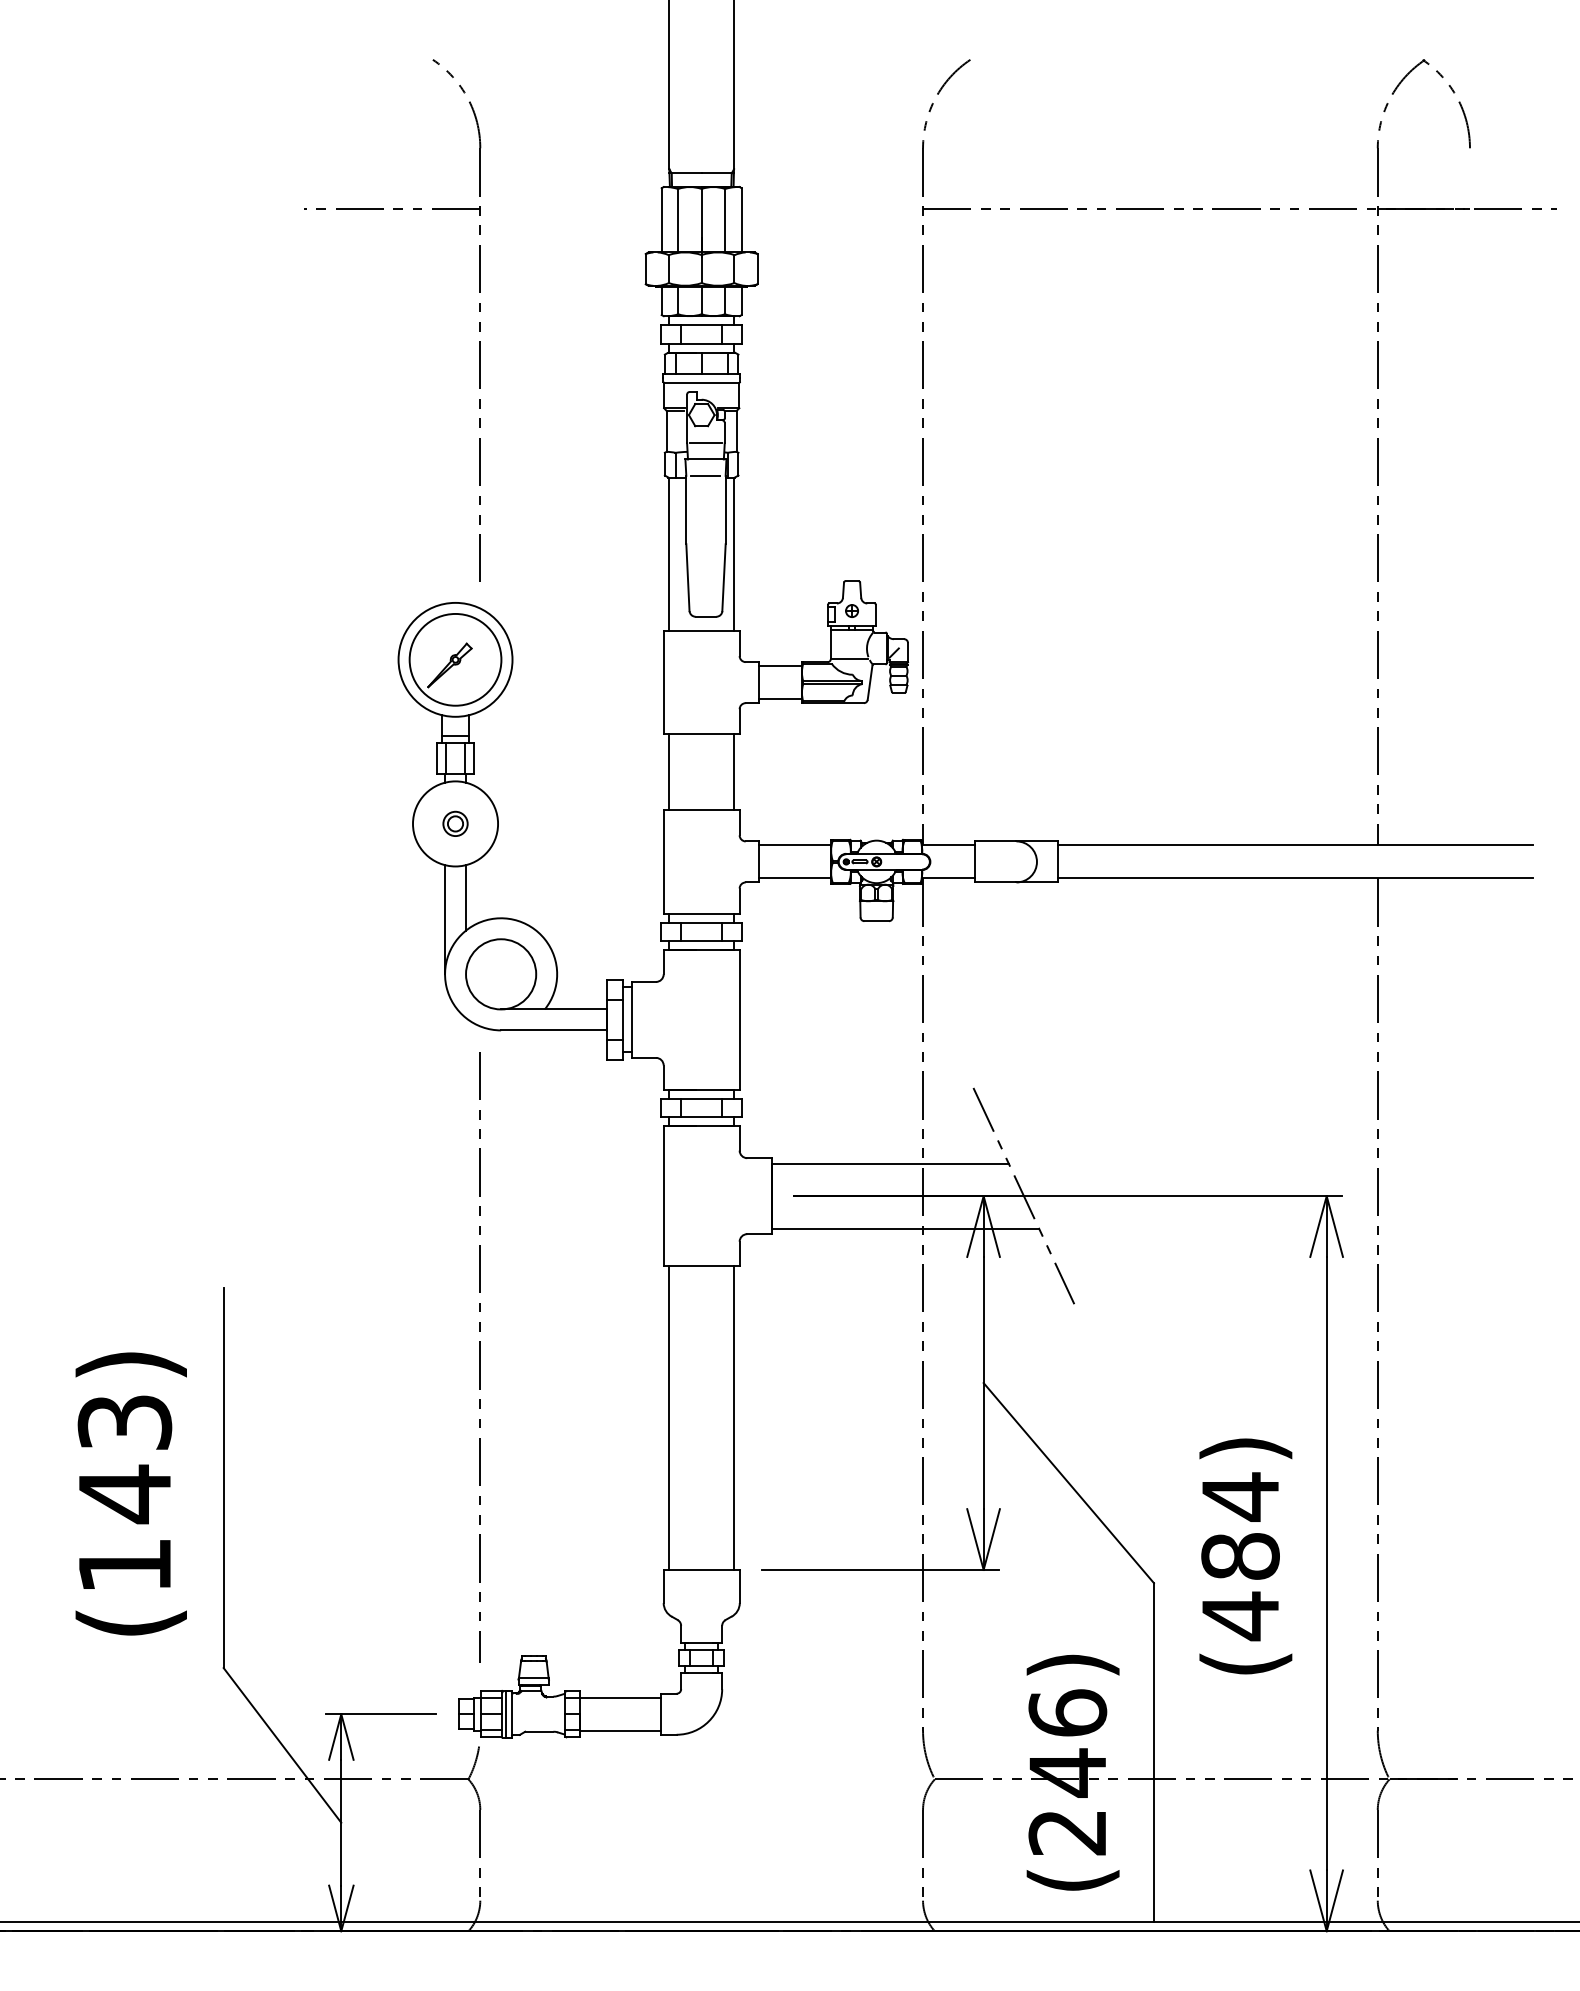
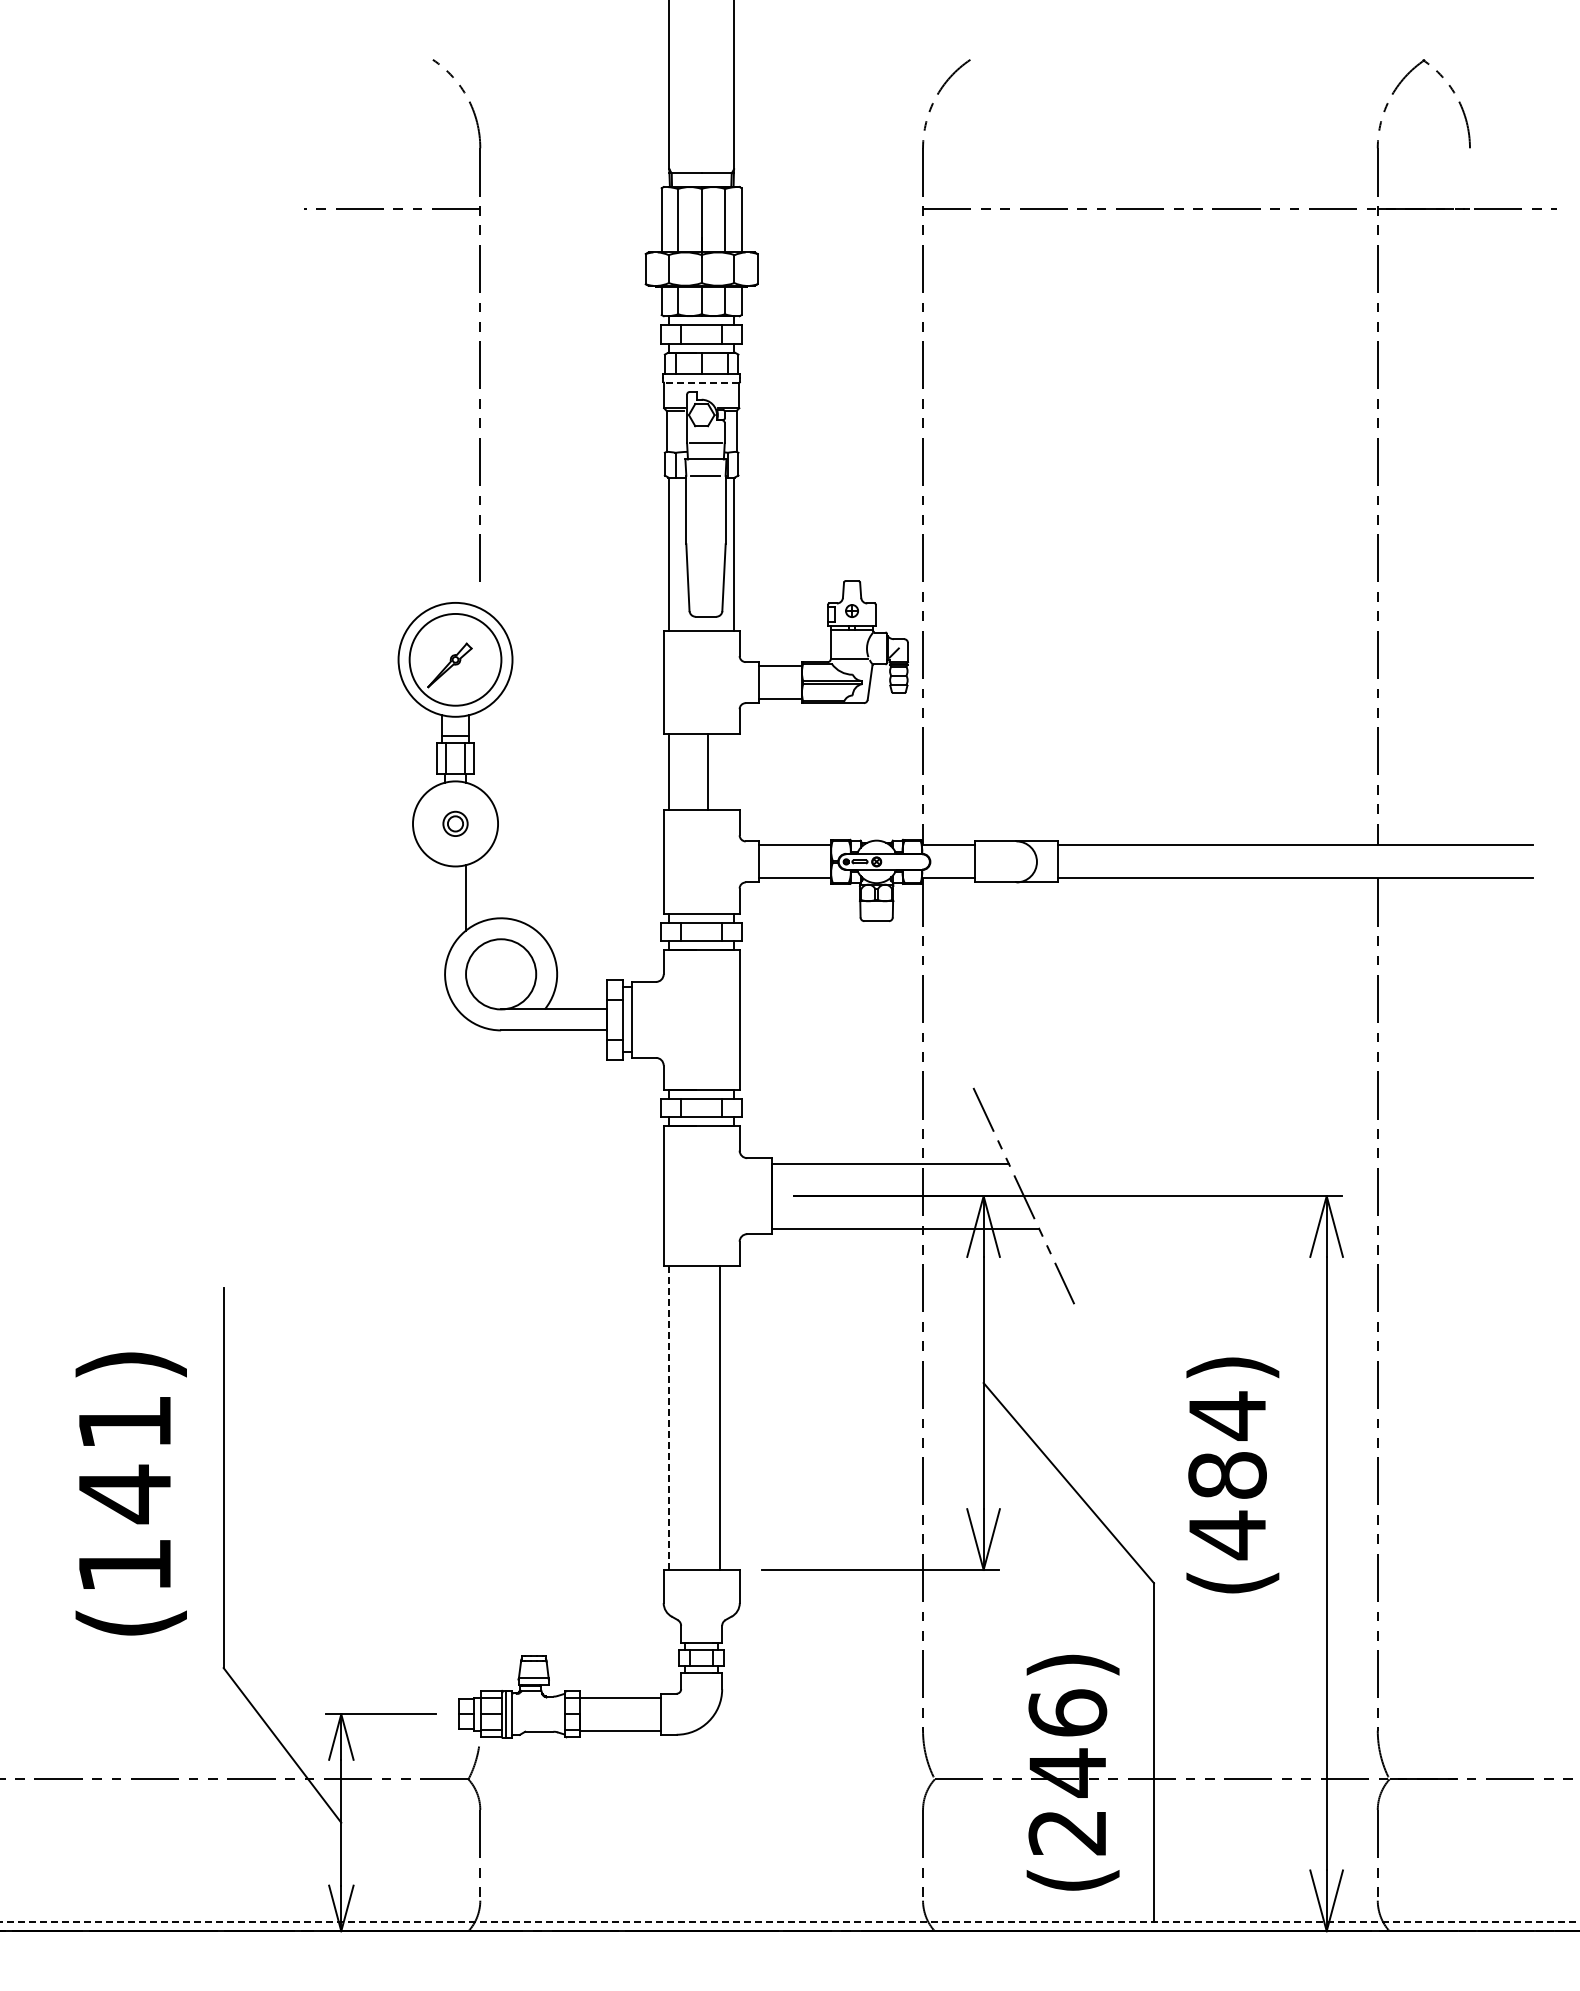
line: solid -> dashed (701, 382)
line position: (734, 772) -> (708, 772) (708, 772)
line: present -> none (445, 919)
line: present -> none (479, 1357)
line: solid -> dashed (669, 1417)
line position: (734, 1417) -> (720, 1417) (720, 1417)
text: (143) -> (141) (124, 1422)
text position: (1245, 1556) -> (1232, 1475) (1232, 1475)
line: solid -> dashed (790, 1922)
